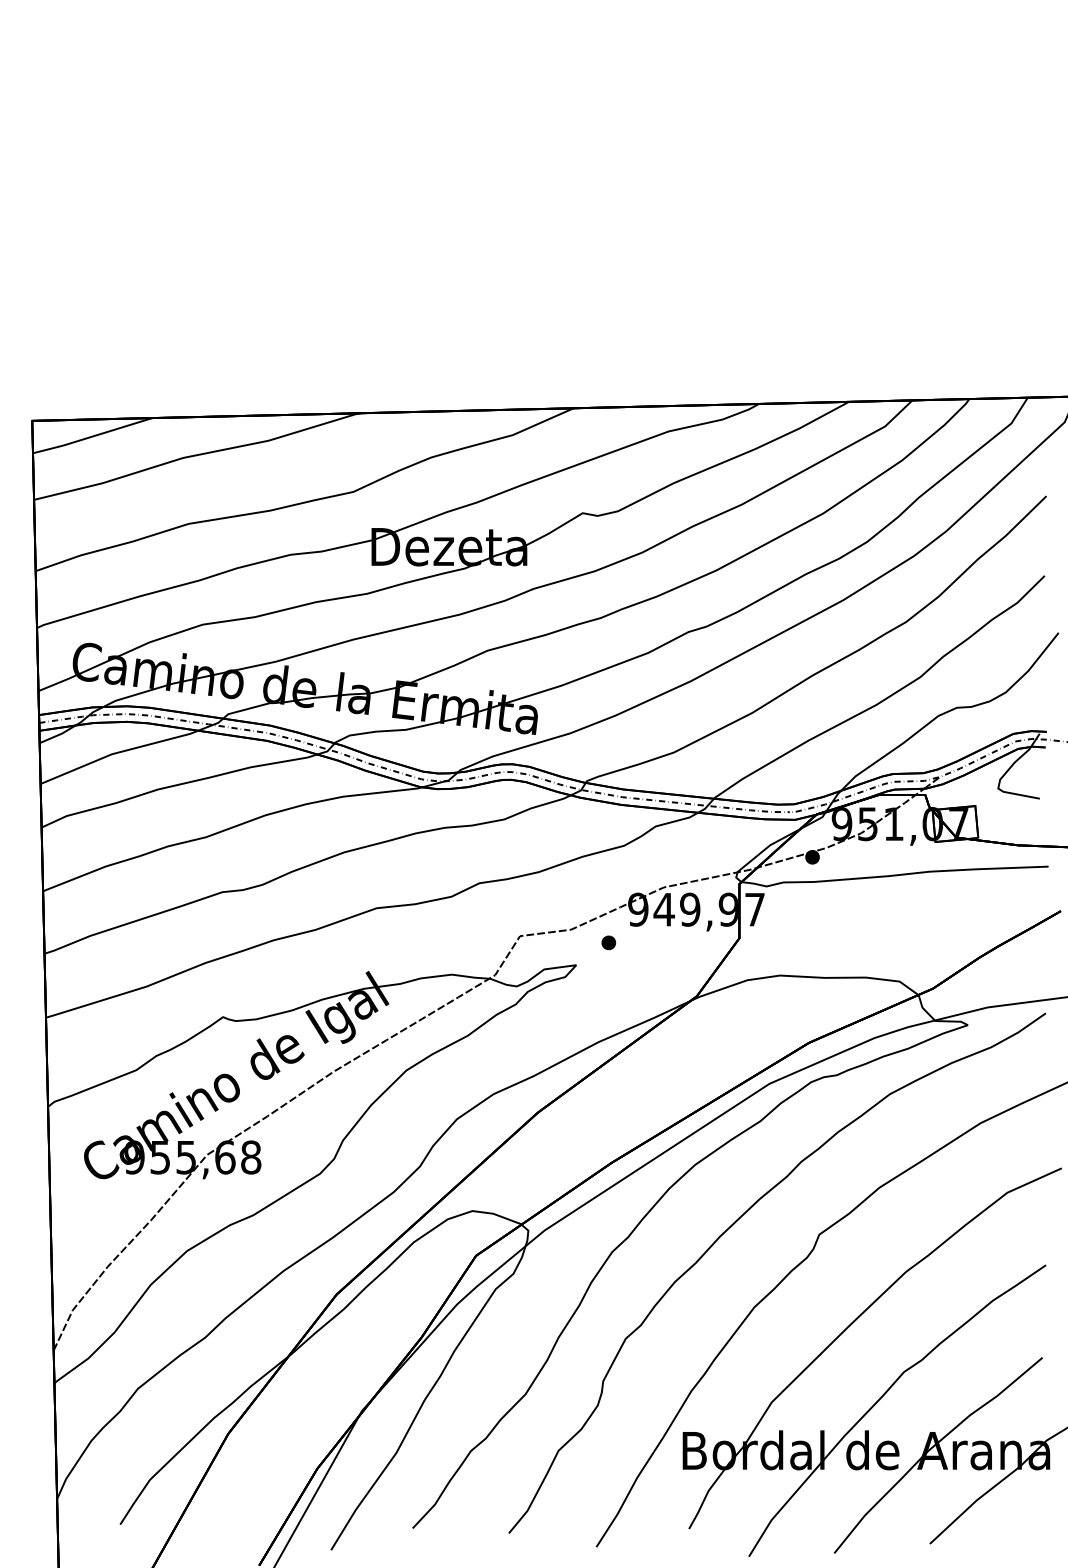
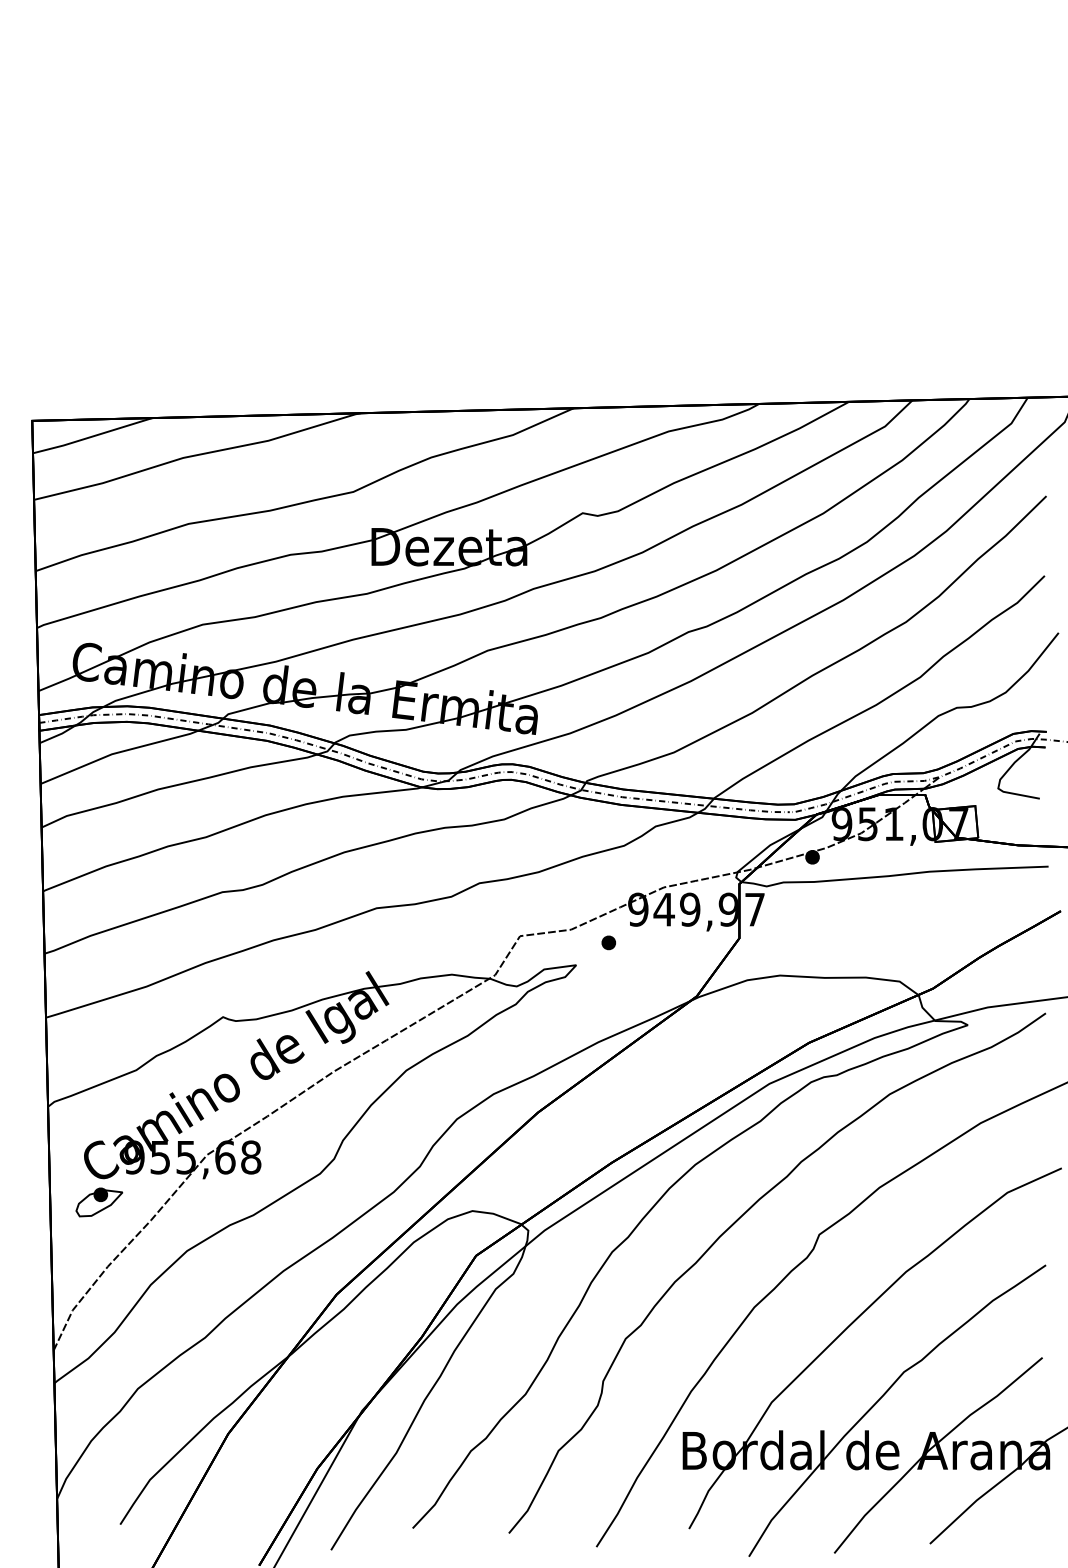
part: none -> present (99, 1202)
